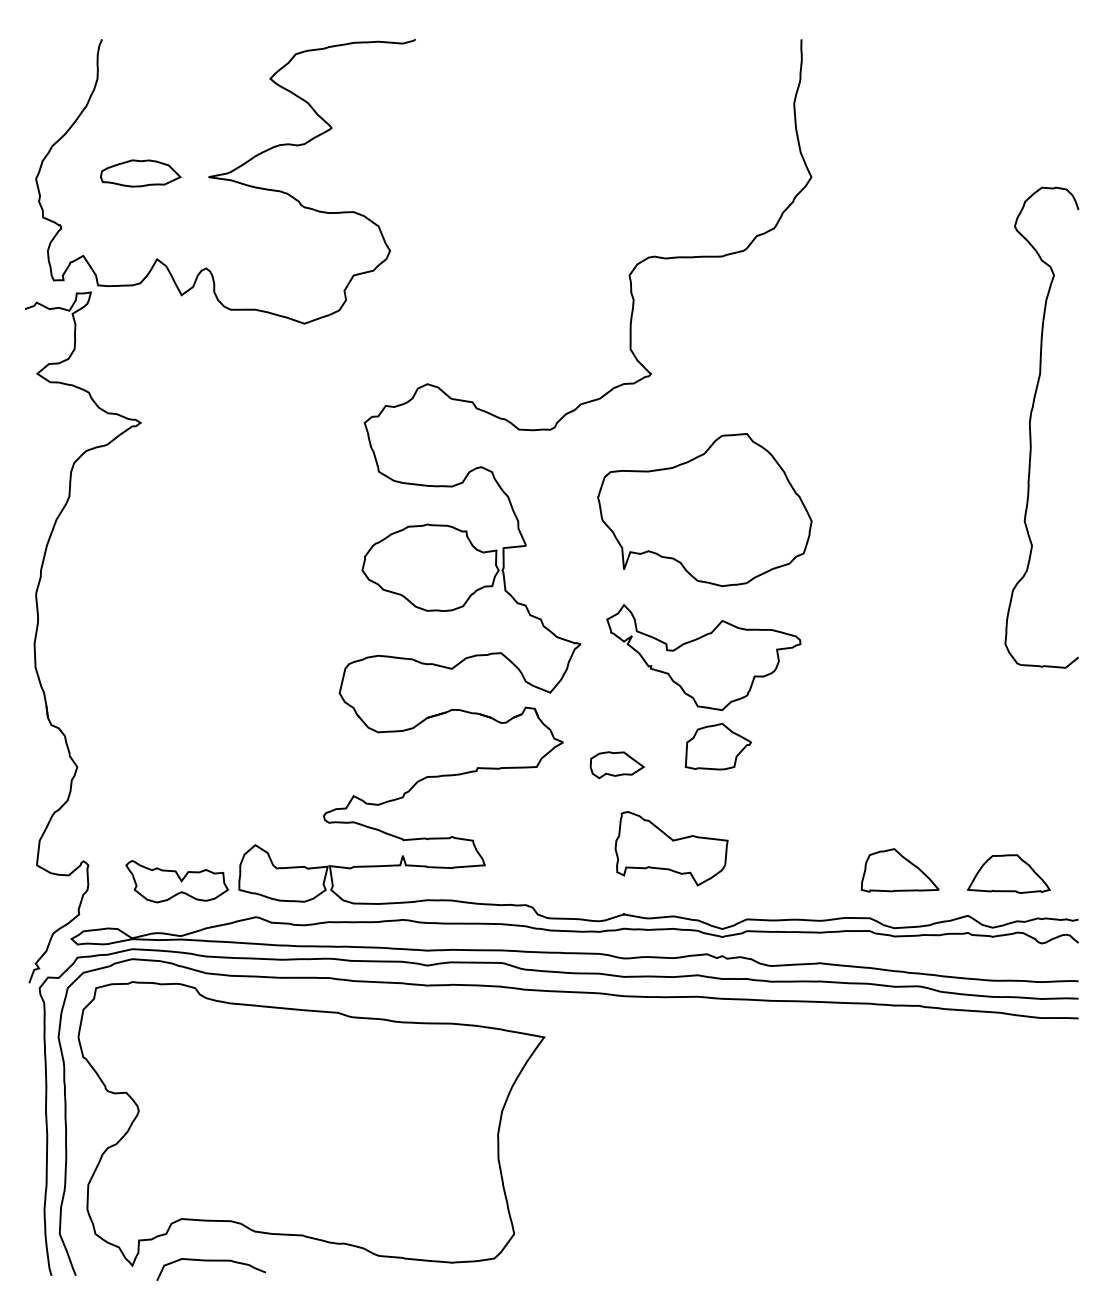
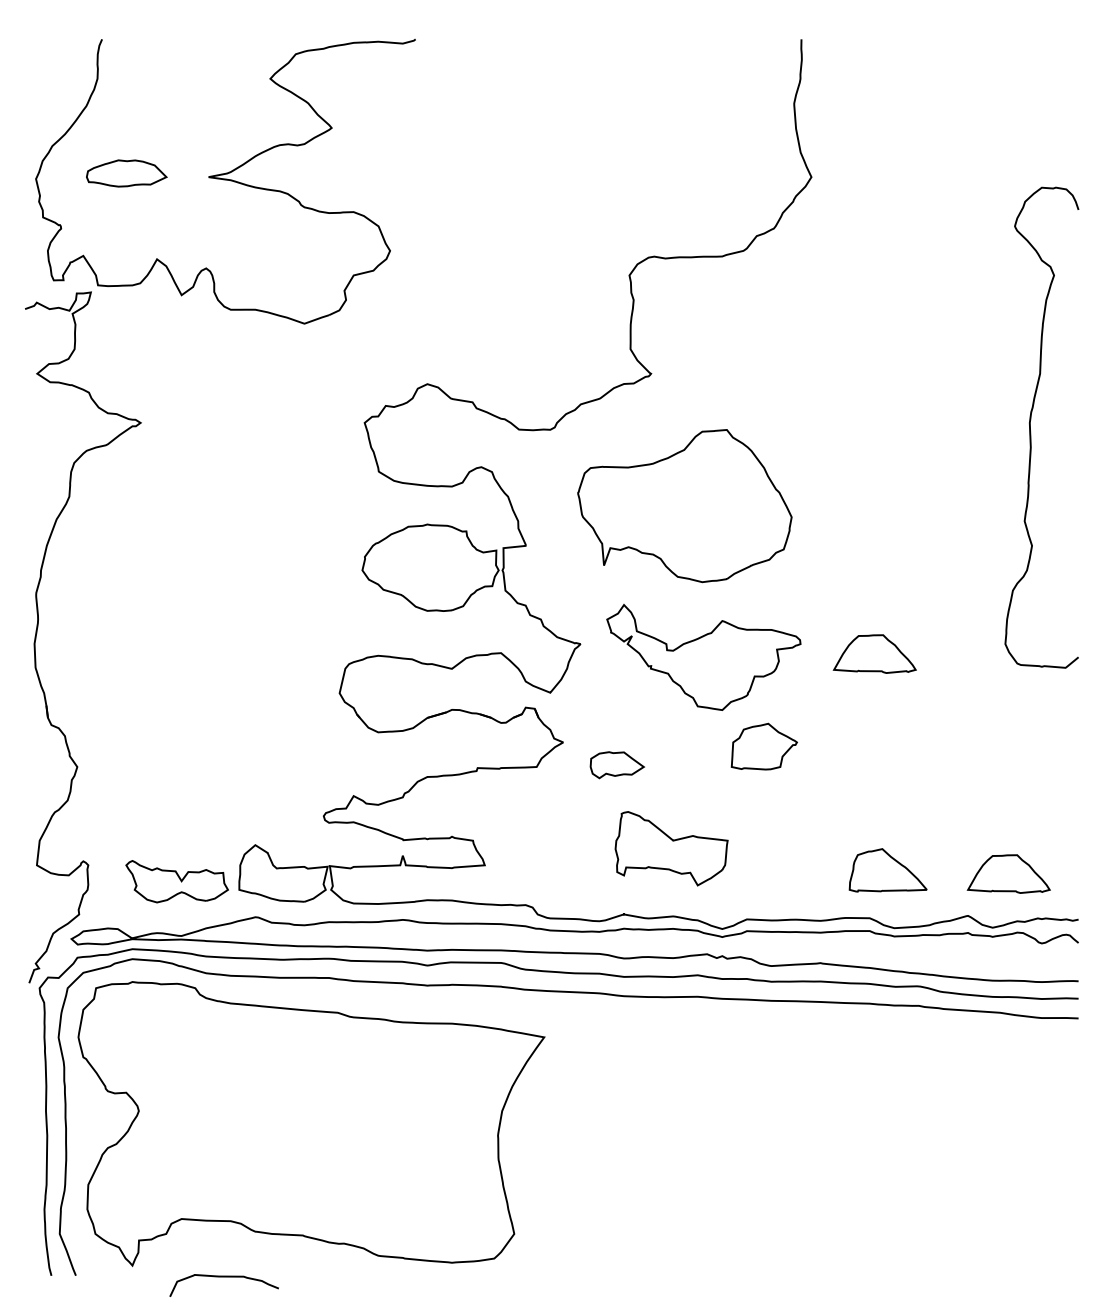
part position: (140, 173) -> (126, 173) (126, 173)
part position: (704, 510) -> (684, 506) (684, 506)
part: none -> present (874, 653)
part position: (717, 746) -> (763, 746) (763, 746)
part position: (899, 870) -> (887, 870) (887, 870)
curve position: (210, 1261) -> (223, 1277) (223, 1277)
